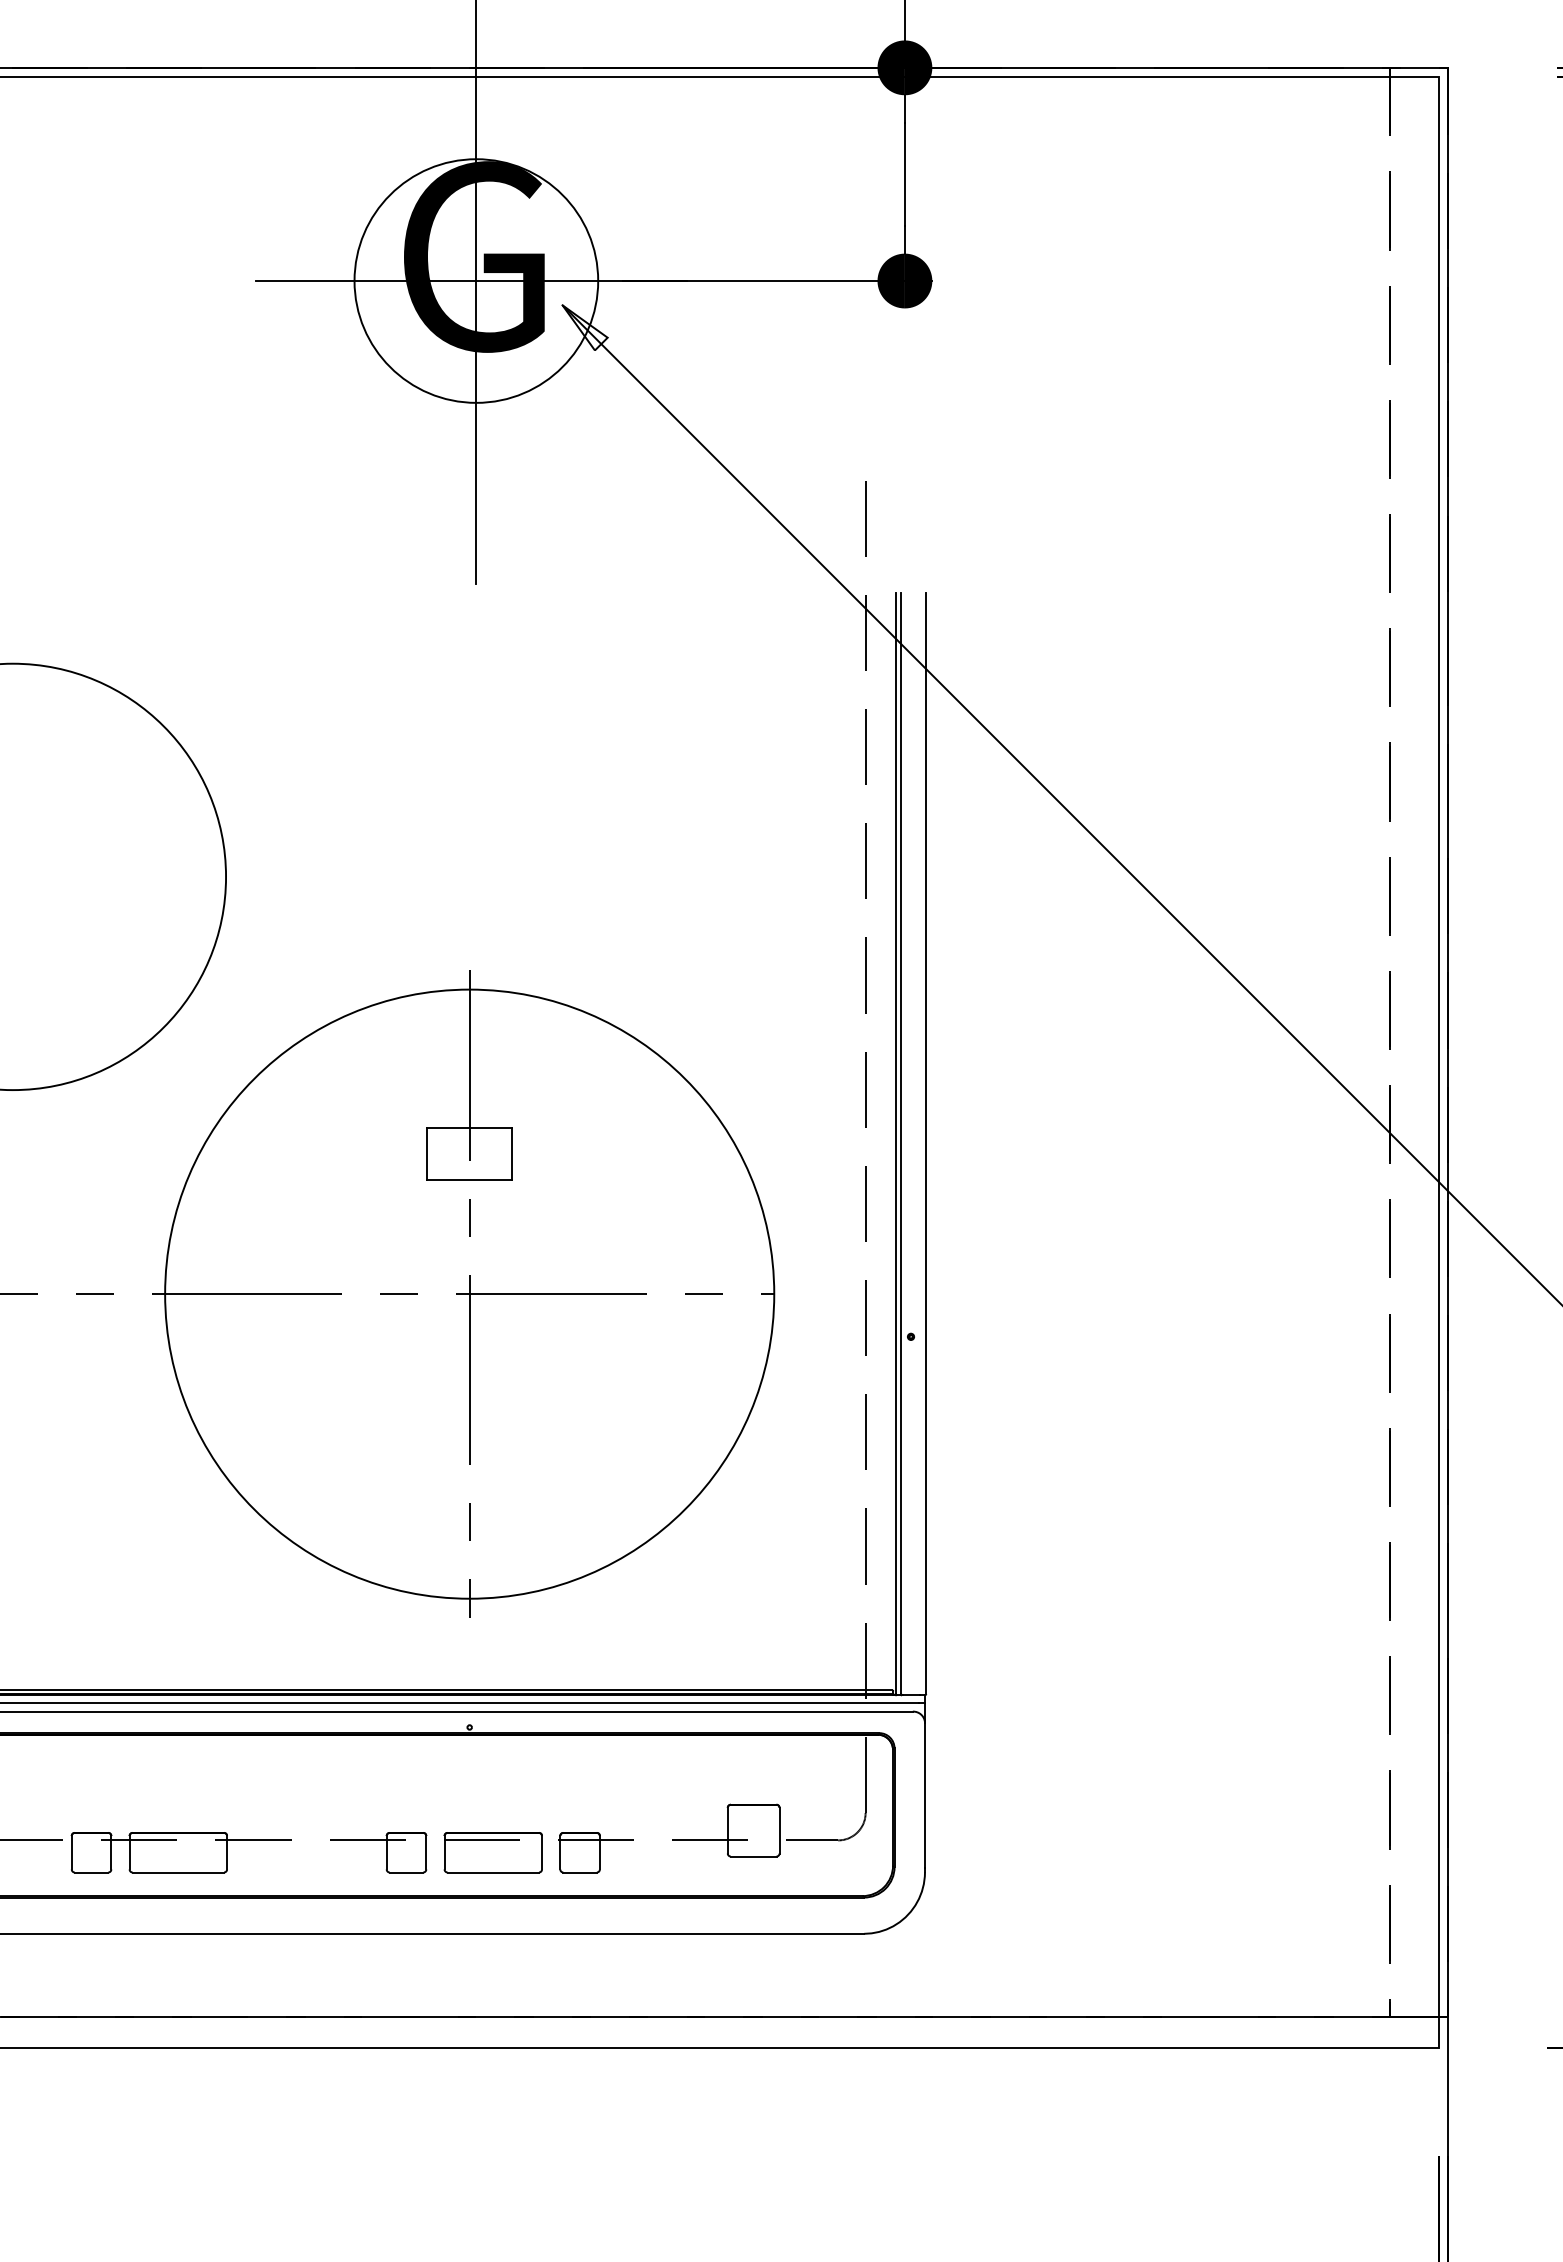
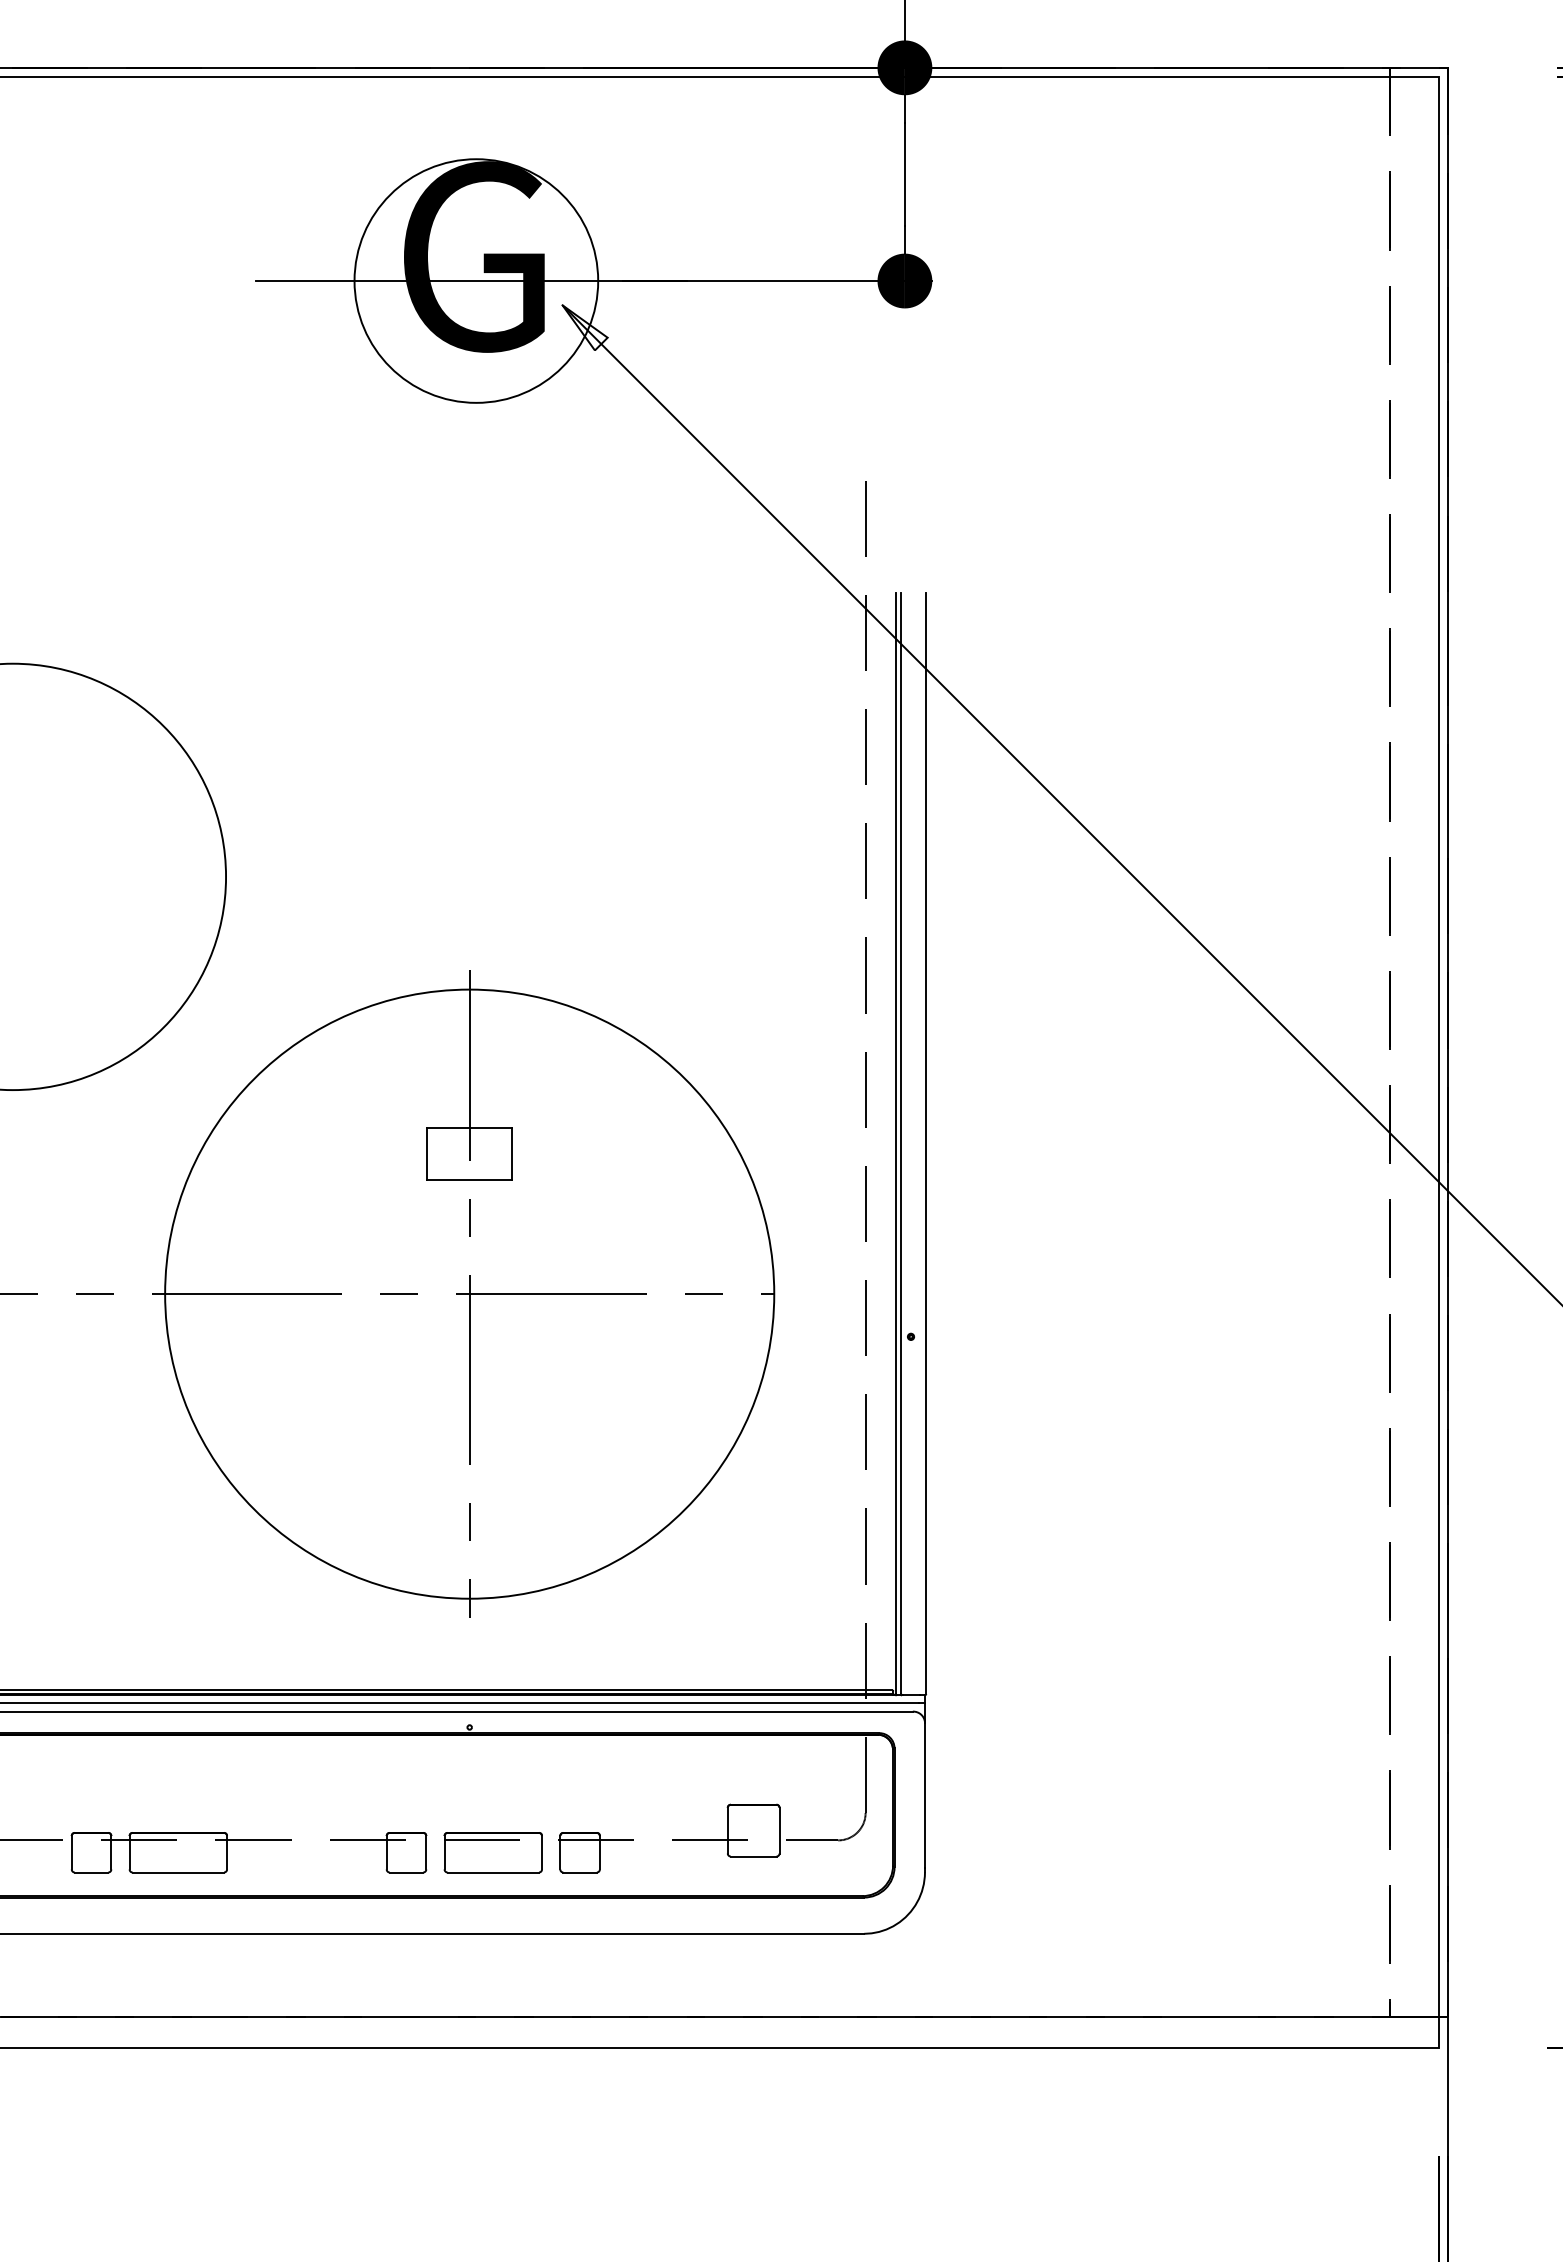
line: present -> none (476, 292)
